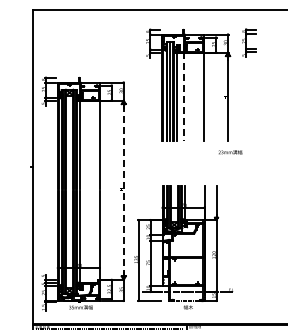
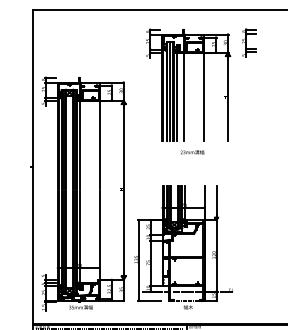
line: dashed -> solid (184, 96)
text position: (230, 152) -> (192, 152) (192, 152)
line: dashed -> solid (123, 190)
